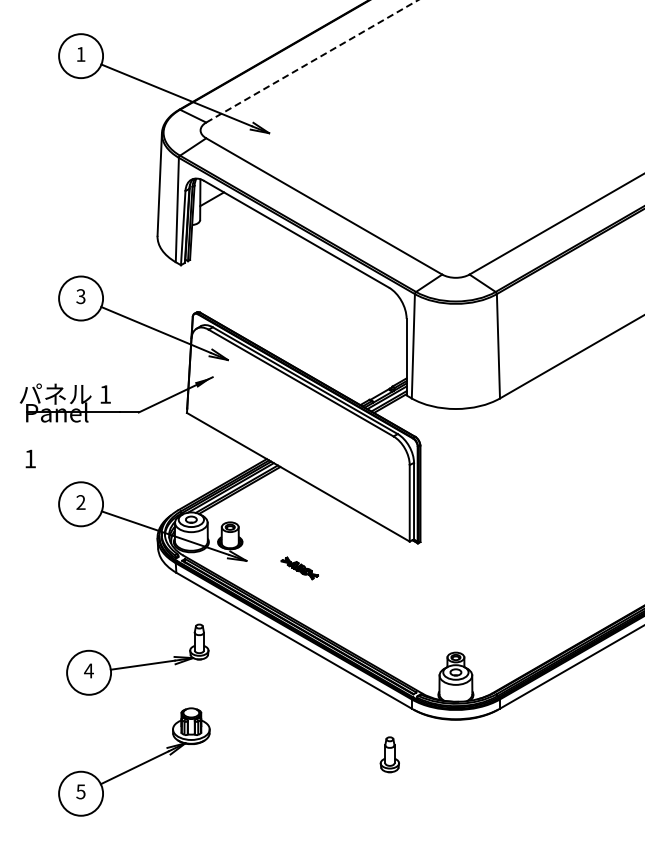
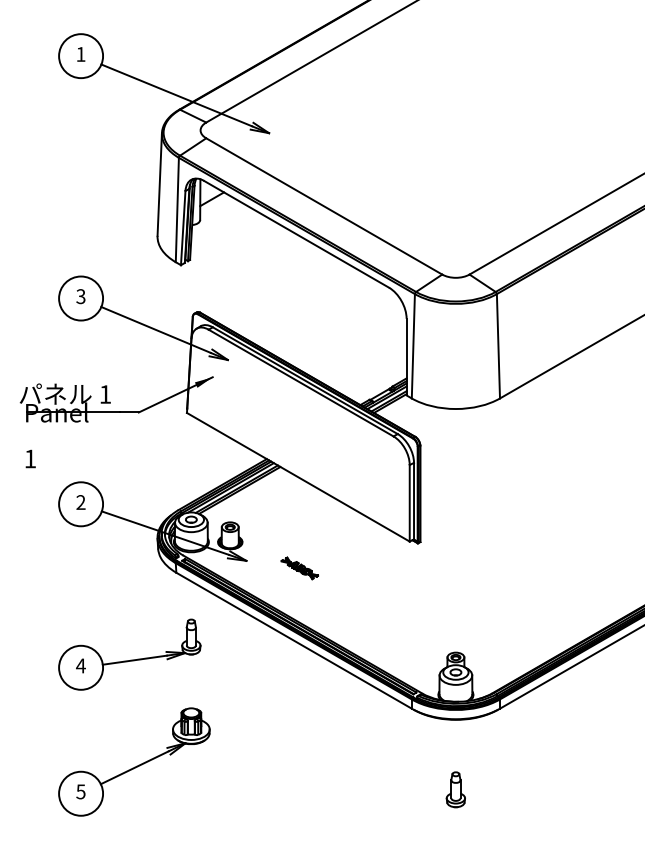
line: dashed -> solid (312, 61)
part position: (137, 659) -> (129, 654) (129, 654)
part position: (389, 754) -> (455, 789) (455, 789)
